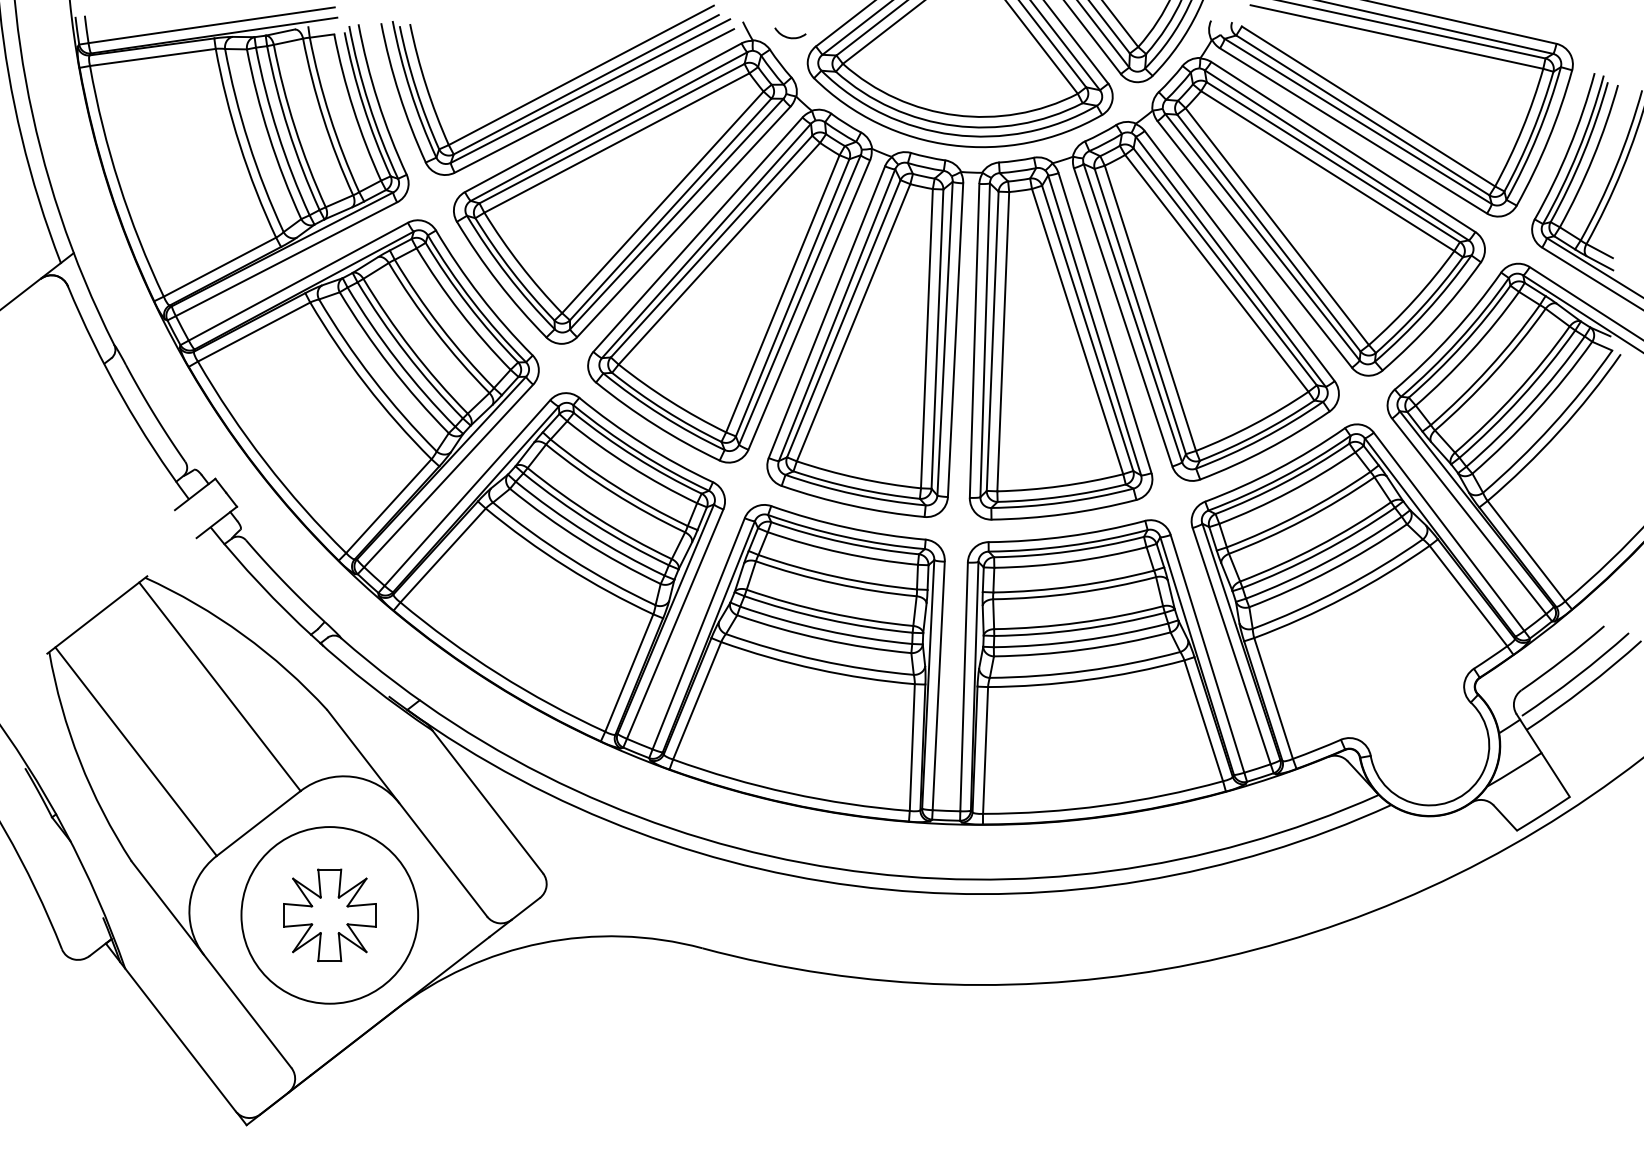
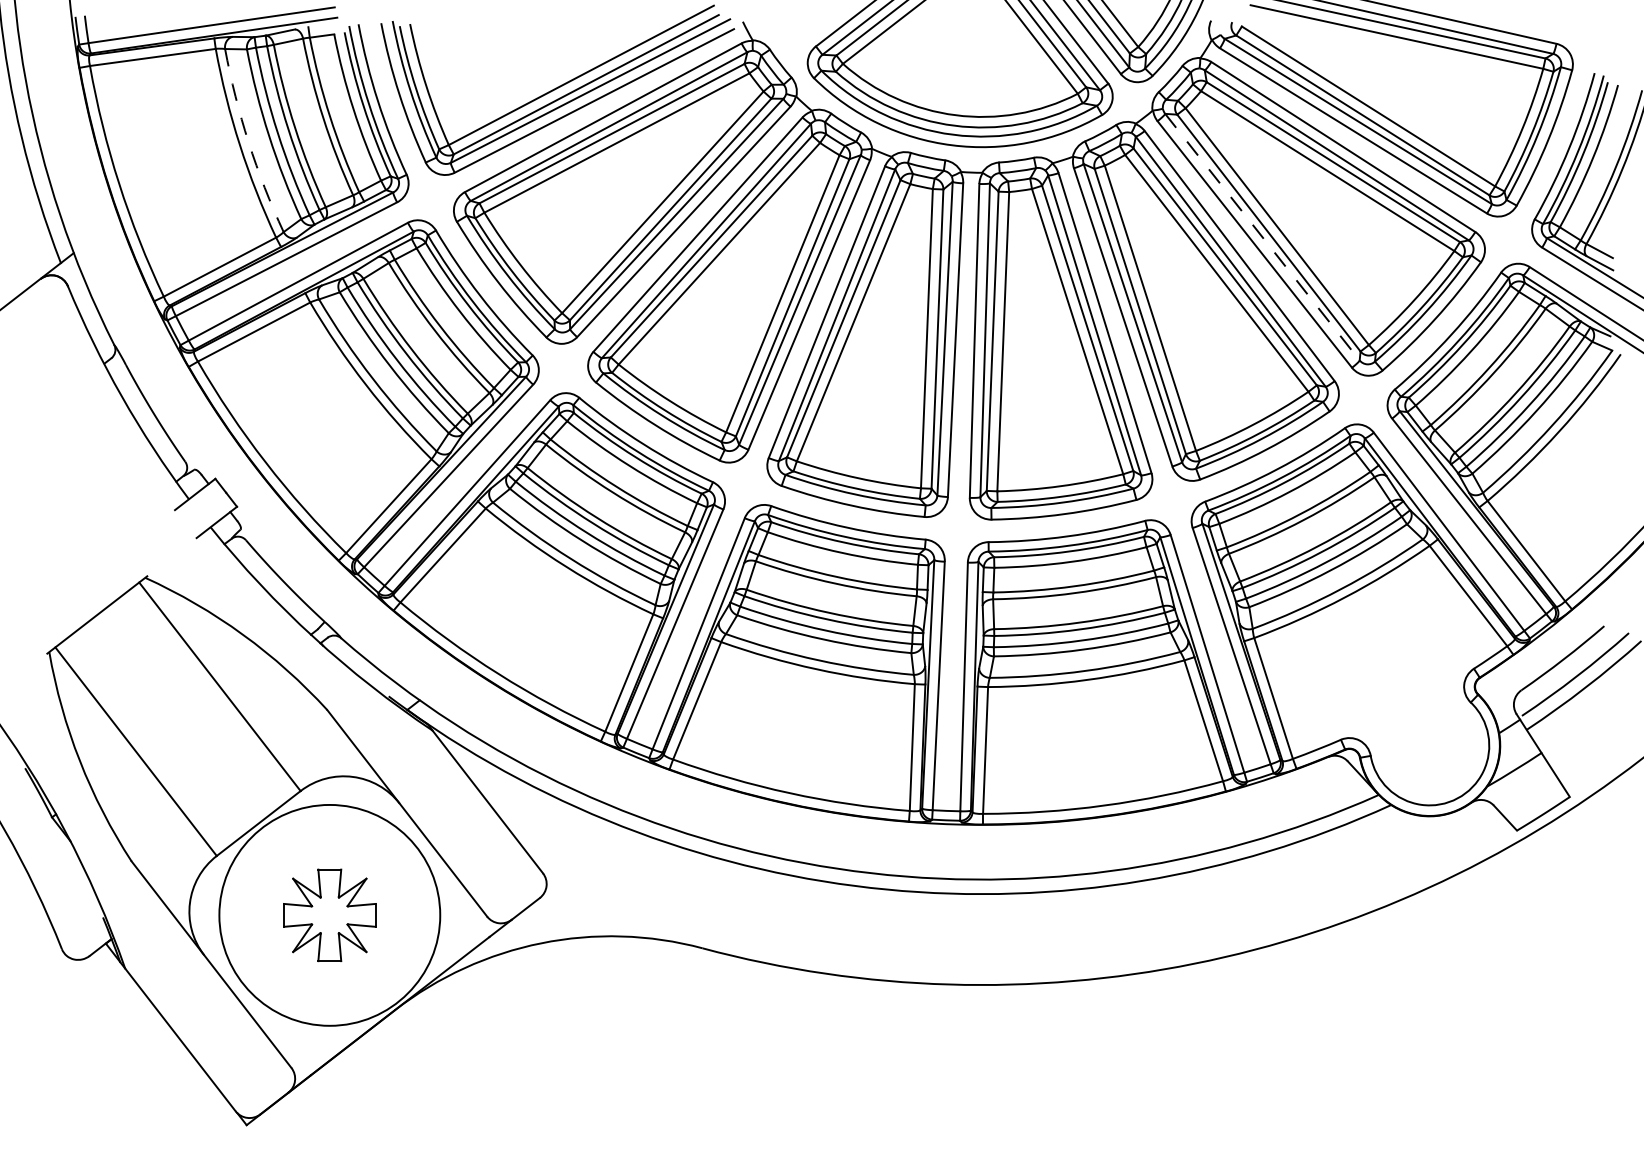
curve: present -> none (788, 36)
arc: solid -> dashed (248, 142)
line: solid -> dashed (1262, 237)
circle diameter: 177 px -> 221 px (329, 914)
